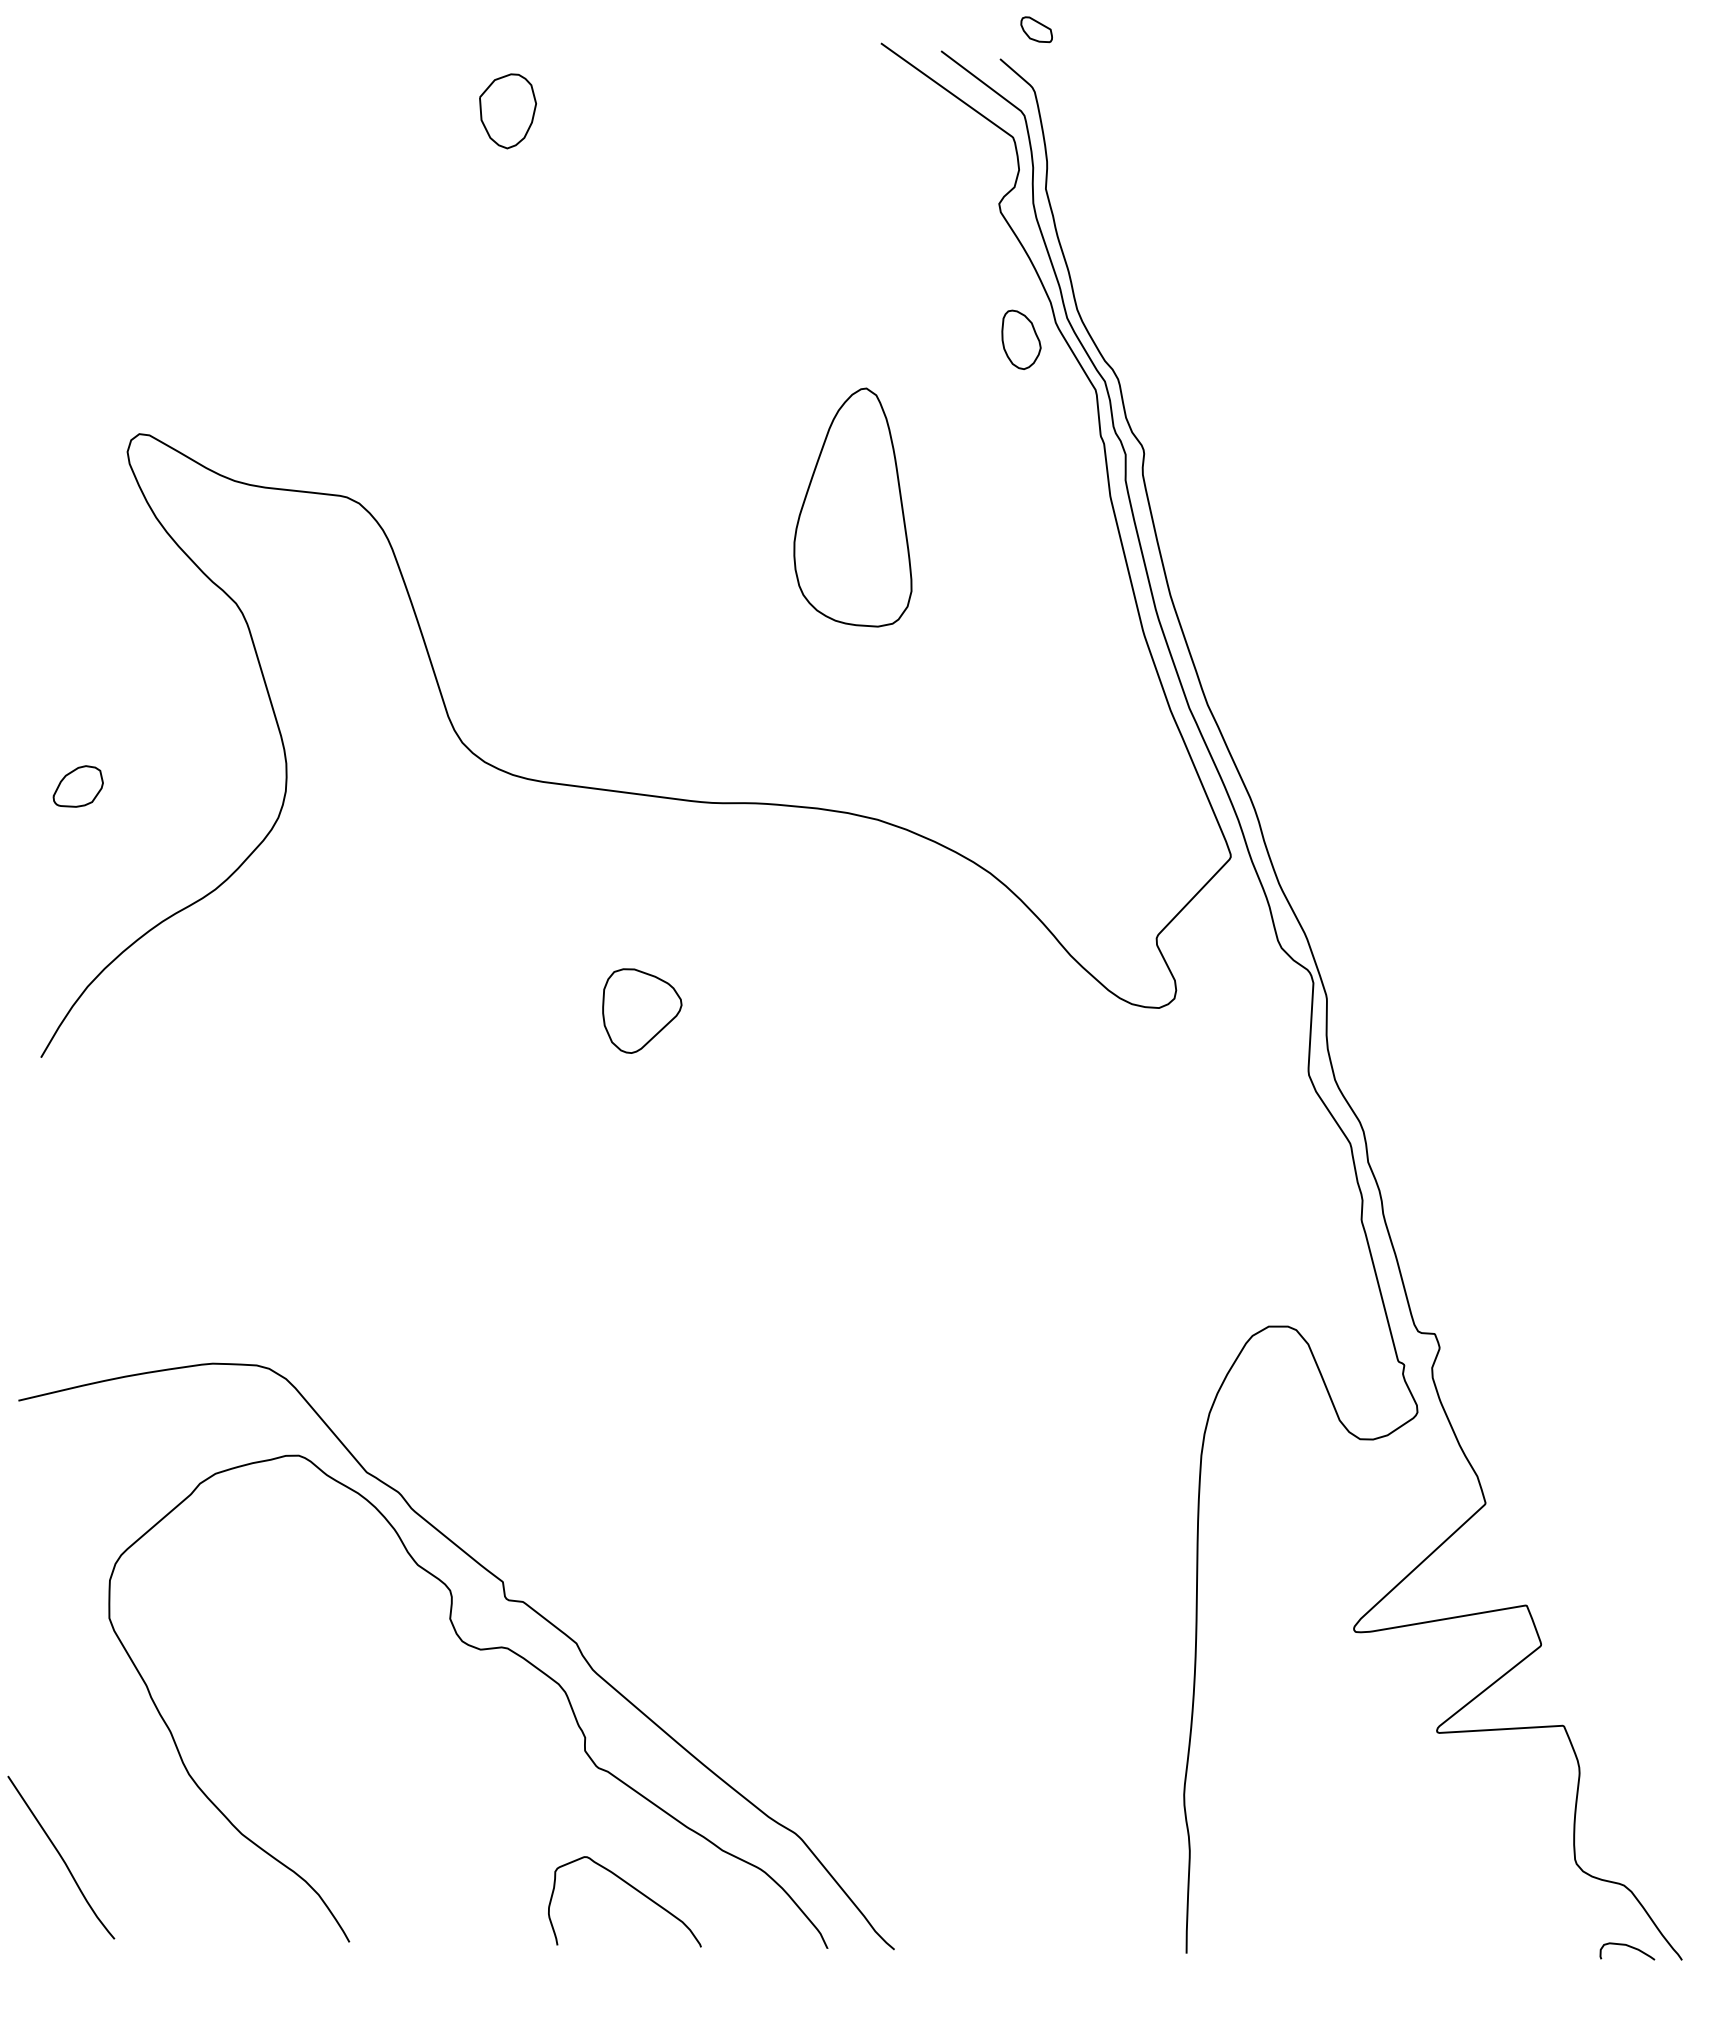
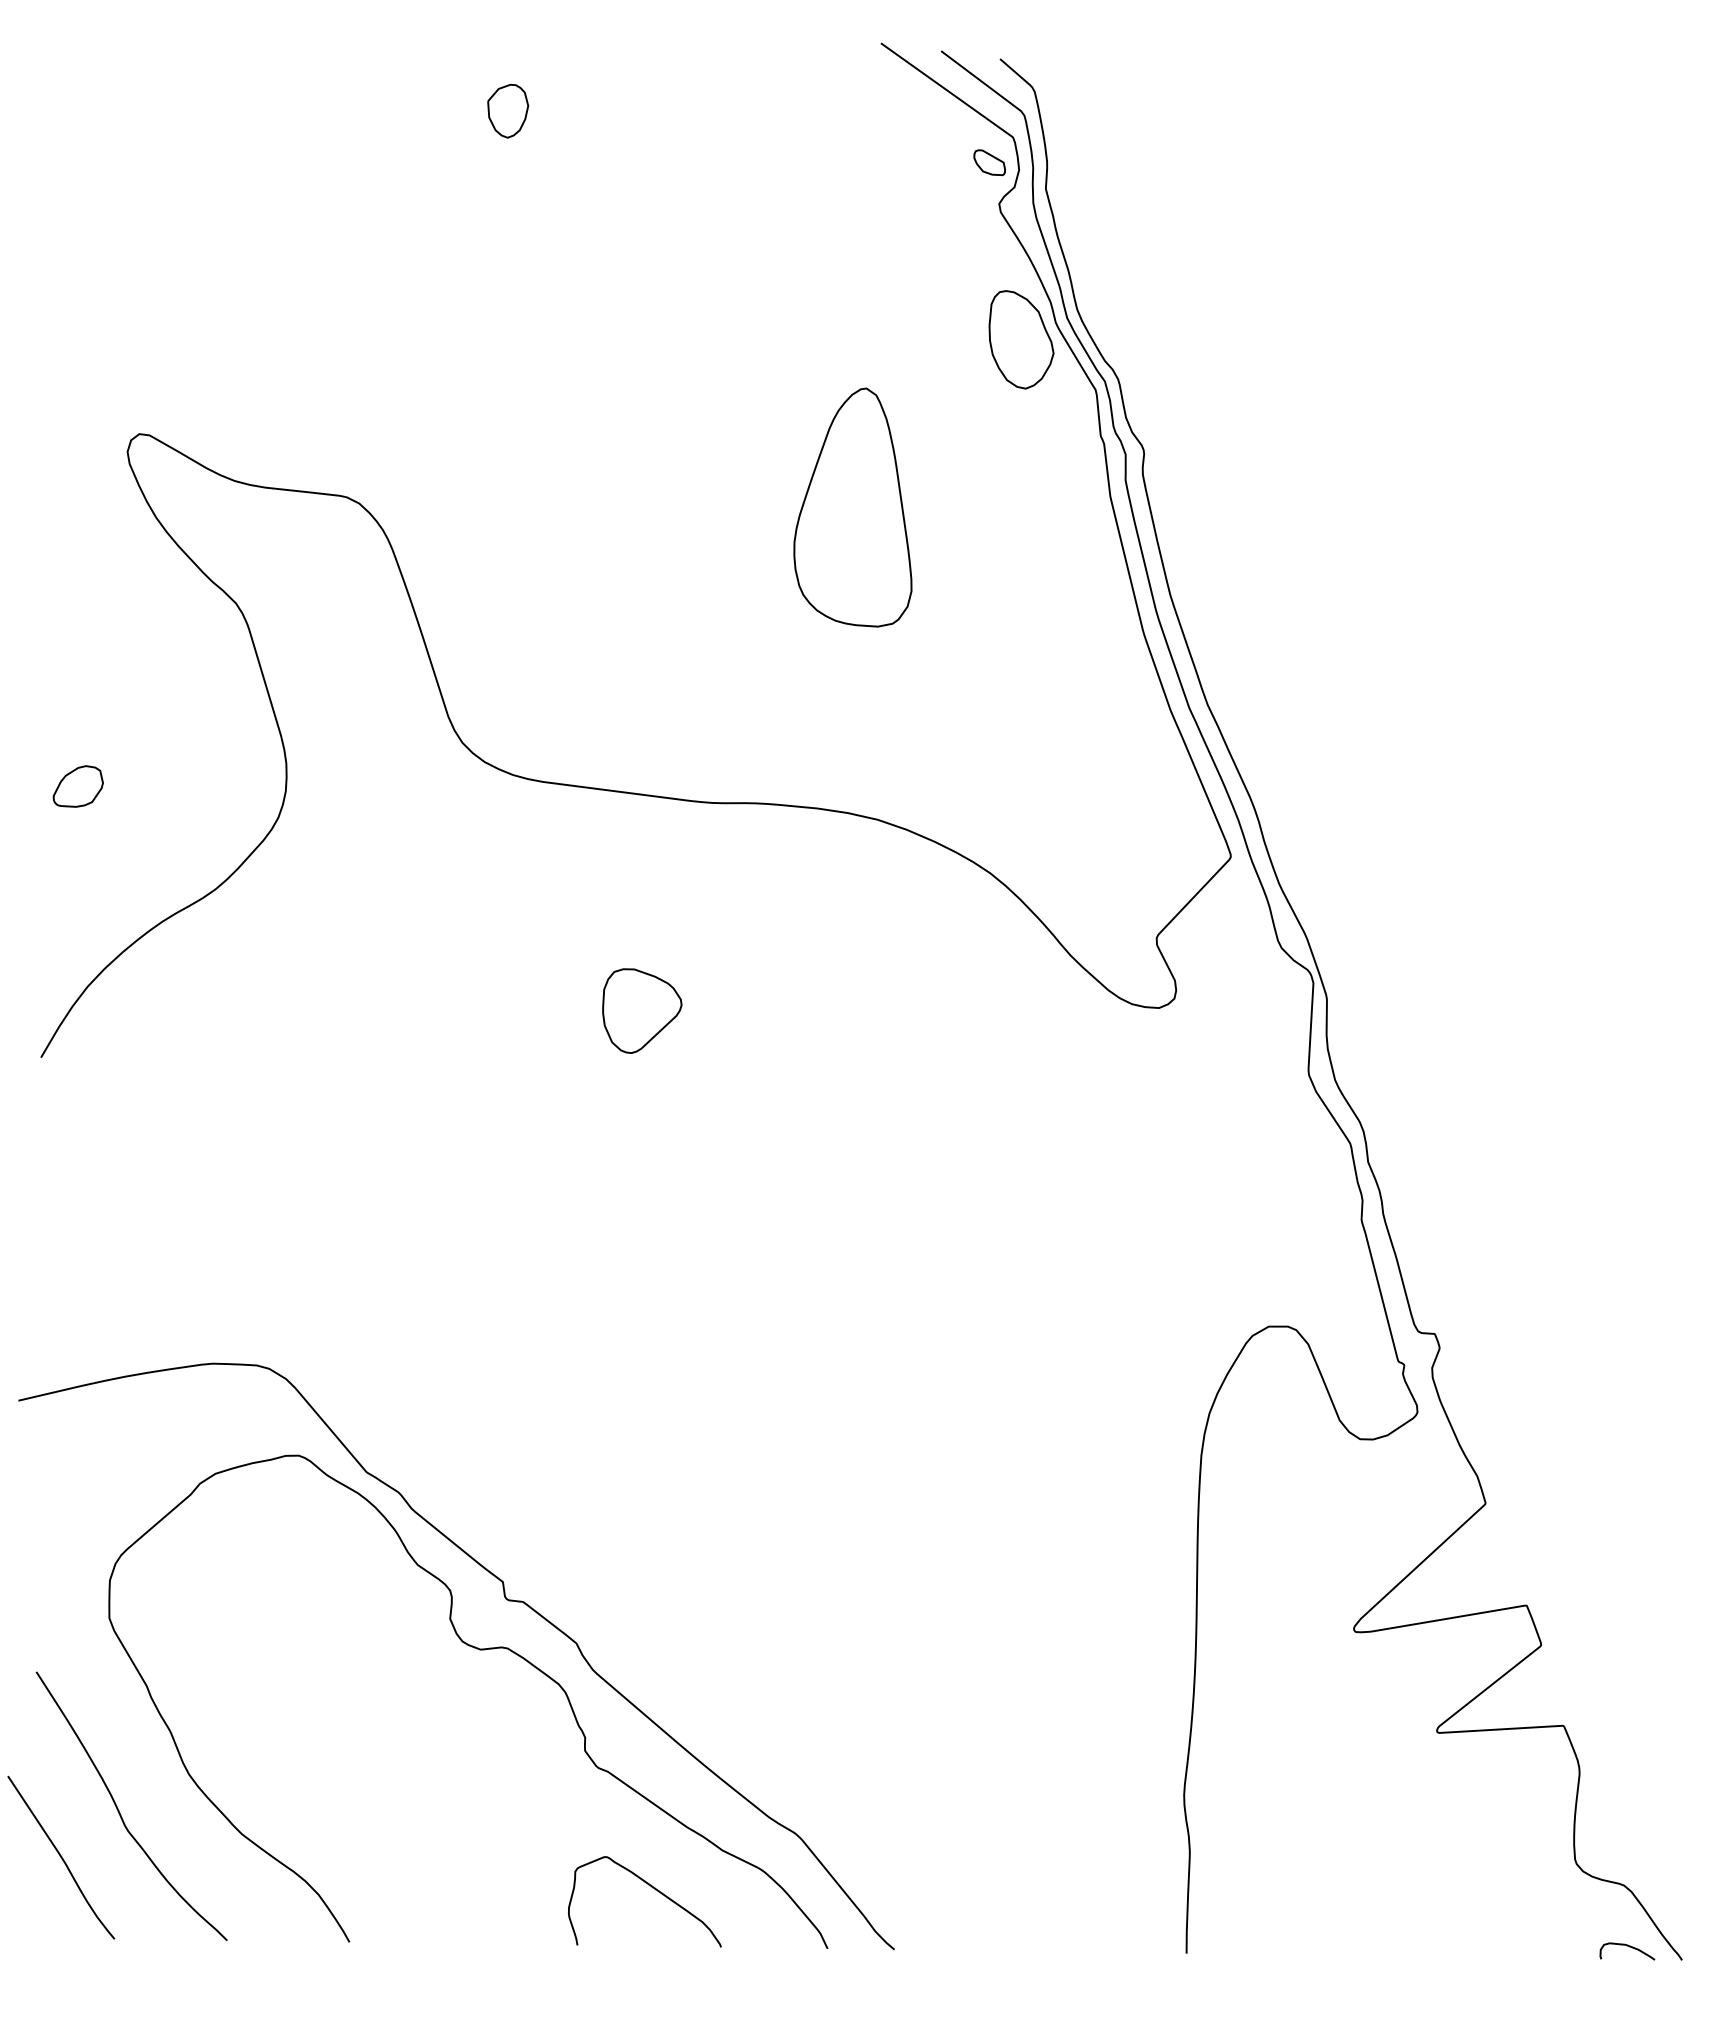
part position: (1036, 29) -> (989, 162) (989, 162)
part size: 58x77 px -> 43x56 px (508, 110)
part size: 41x61 px -> 67x100 px (1021, 339)
curve: none -> present (120, 1812)
curve position: (635, 1890) -> (655, 1890) (655, 1890)
